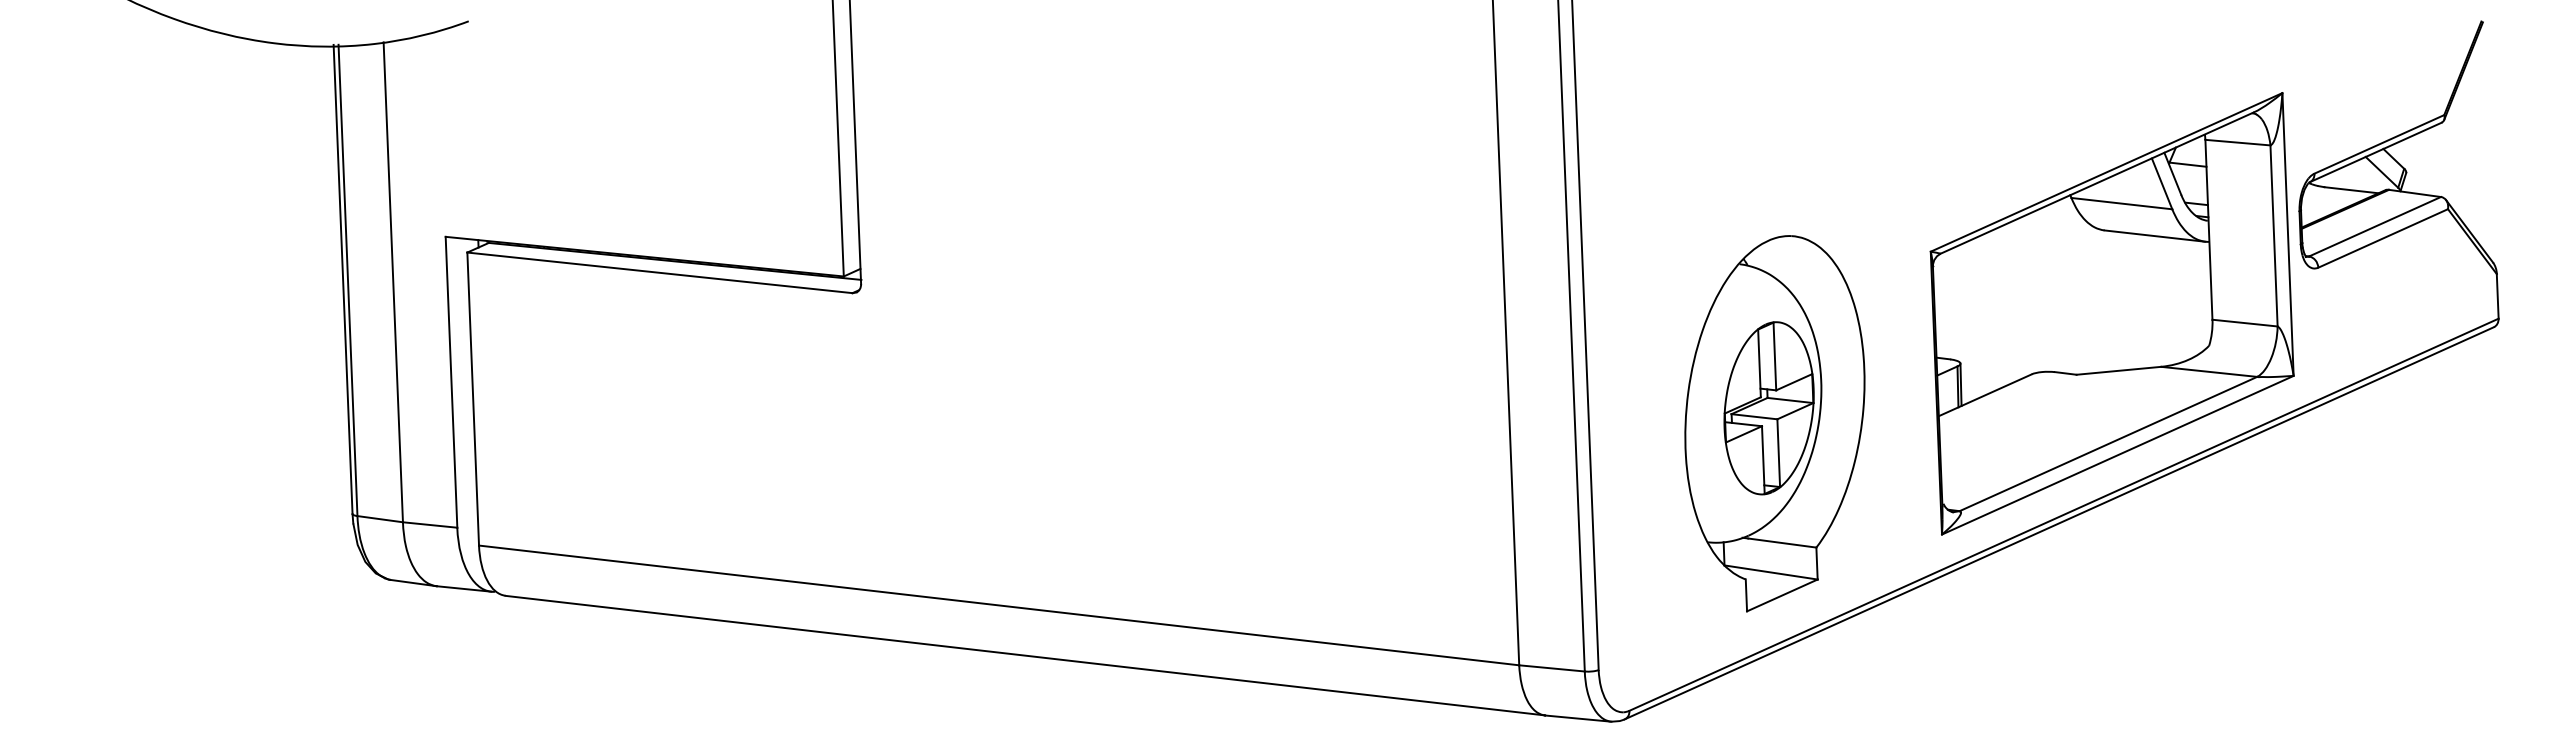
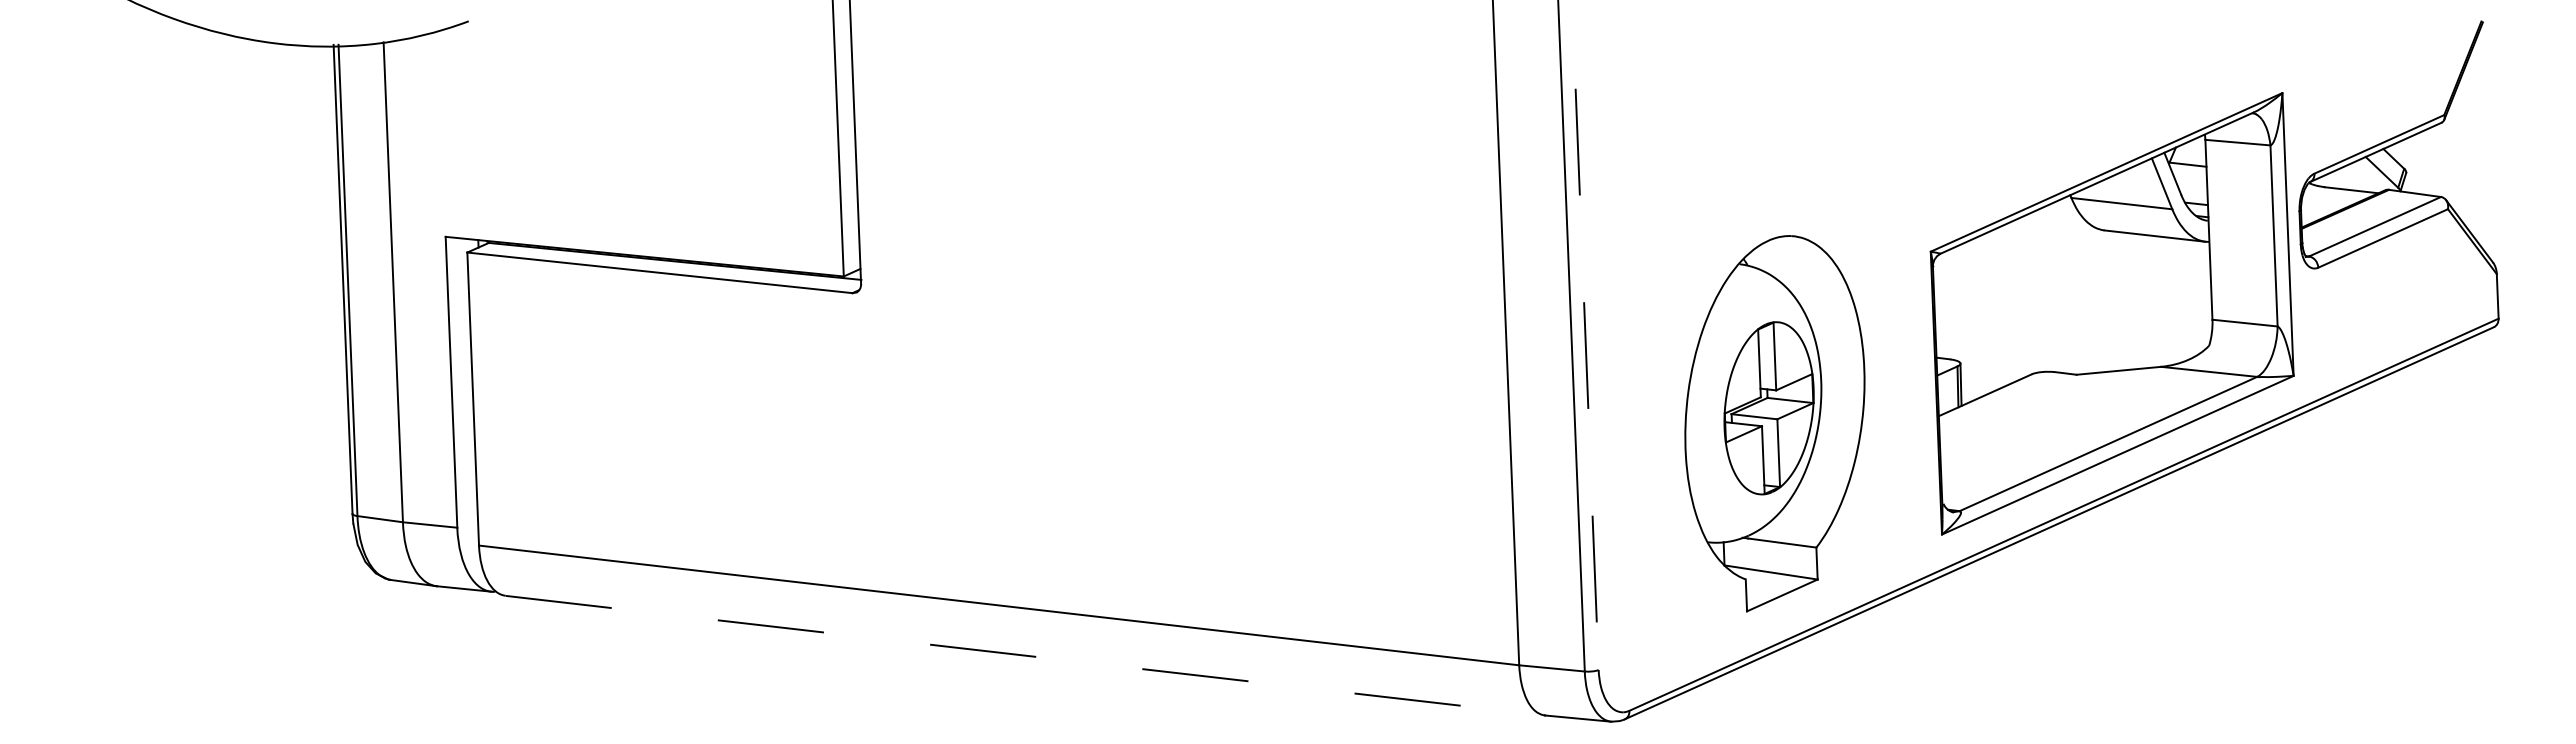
line: solid -> dashed (1585, 335)
line: solid -> dashed (1025, 655)
